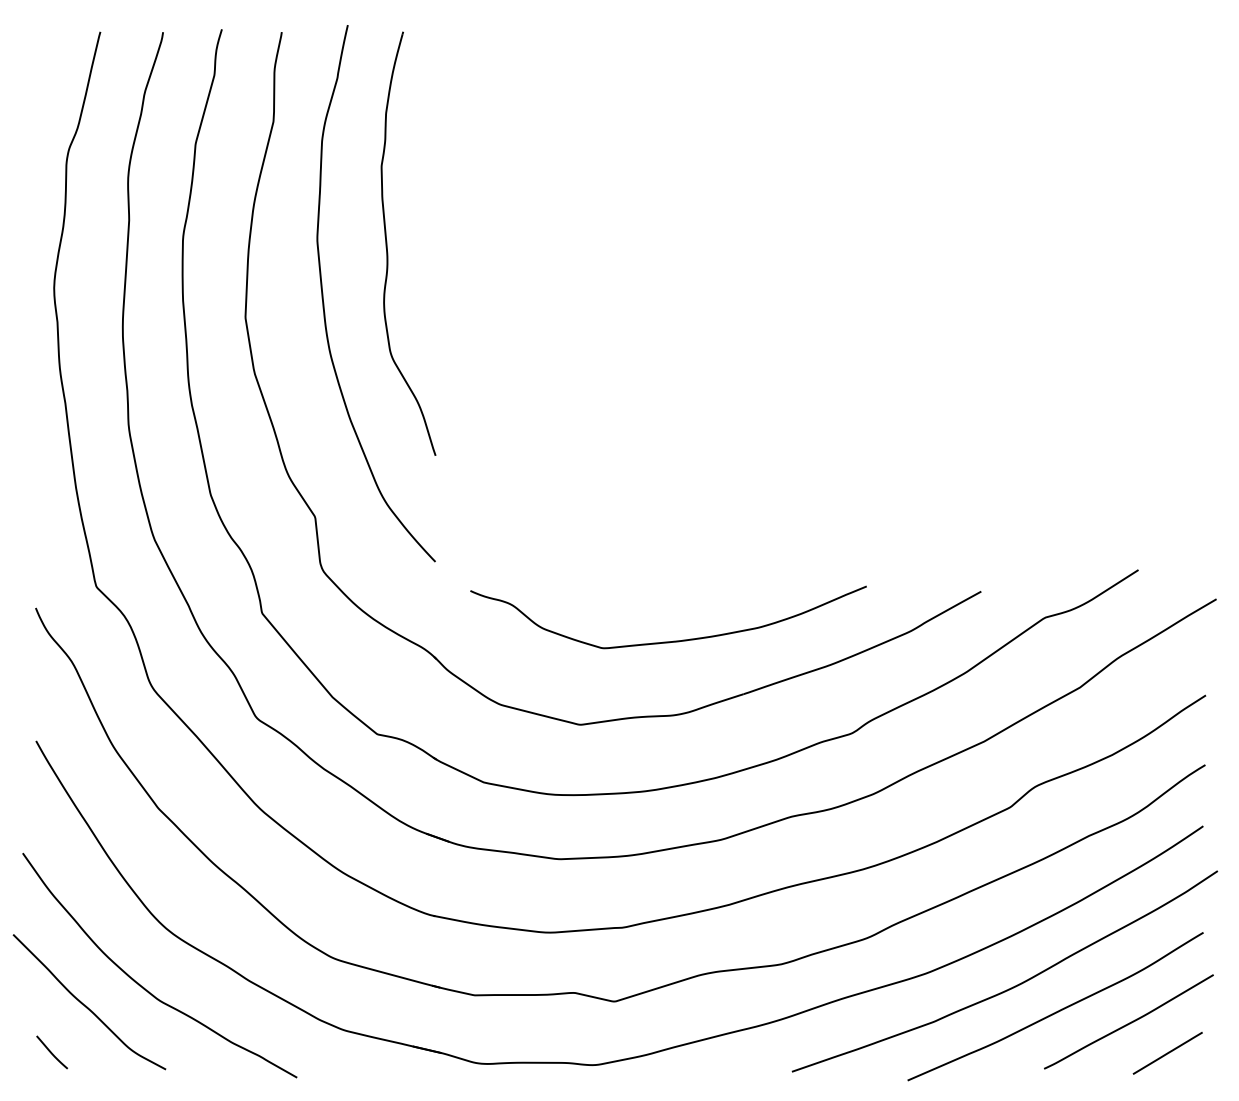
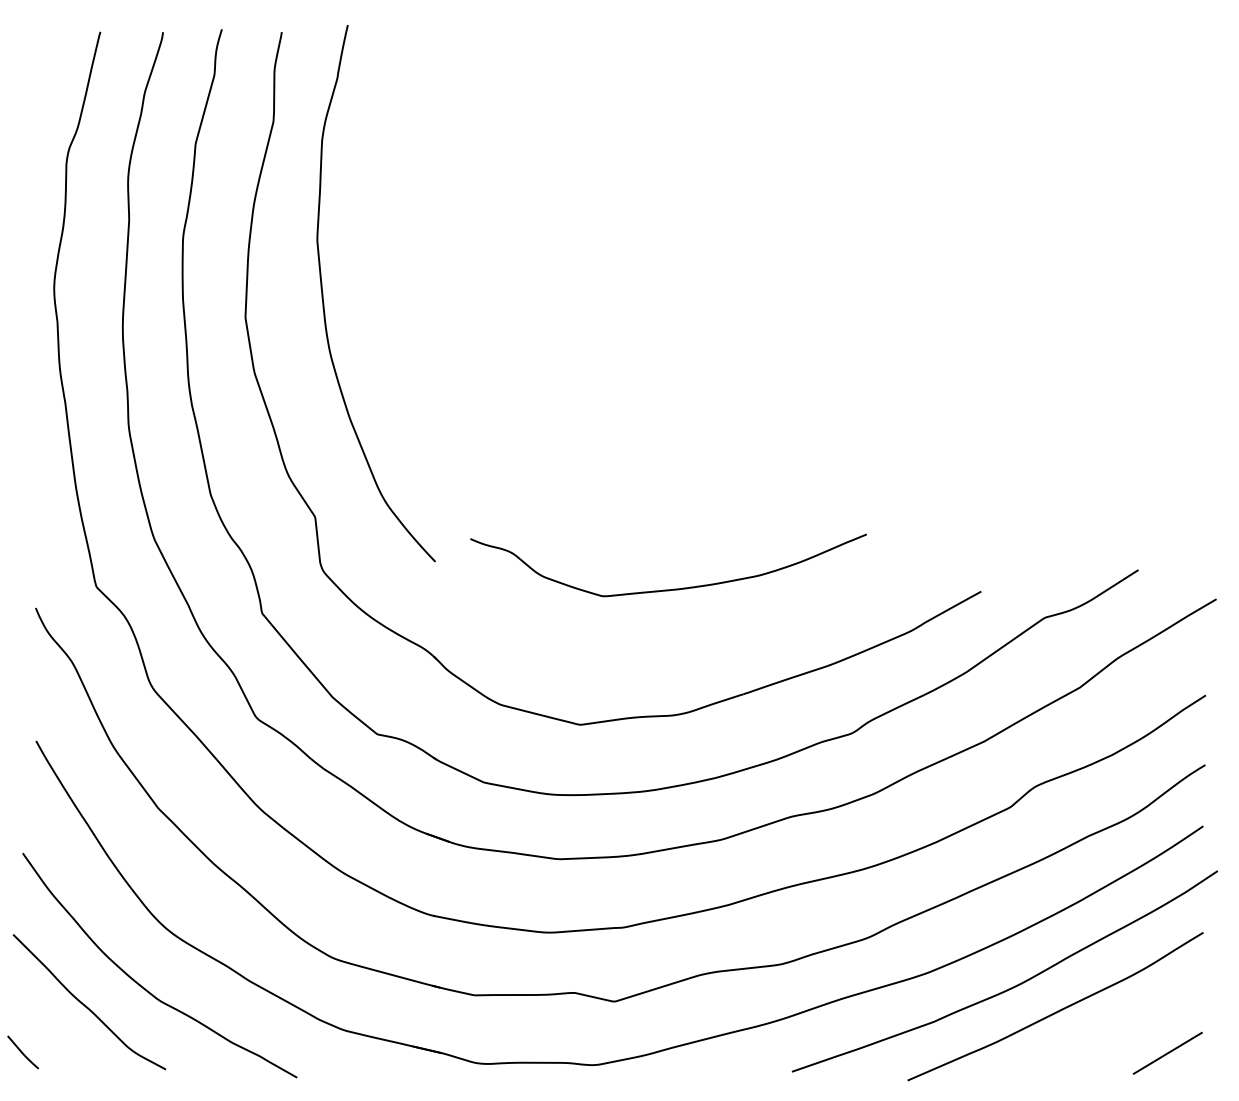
part: present -> none (387, 243)
curve position: (673, 640) -> (673, 588) (673, 588)
curve: present -> none (1129, 1022)
line position: (51, 1052) -> (22, 1052) (22, 1052)
